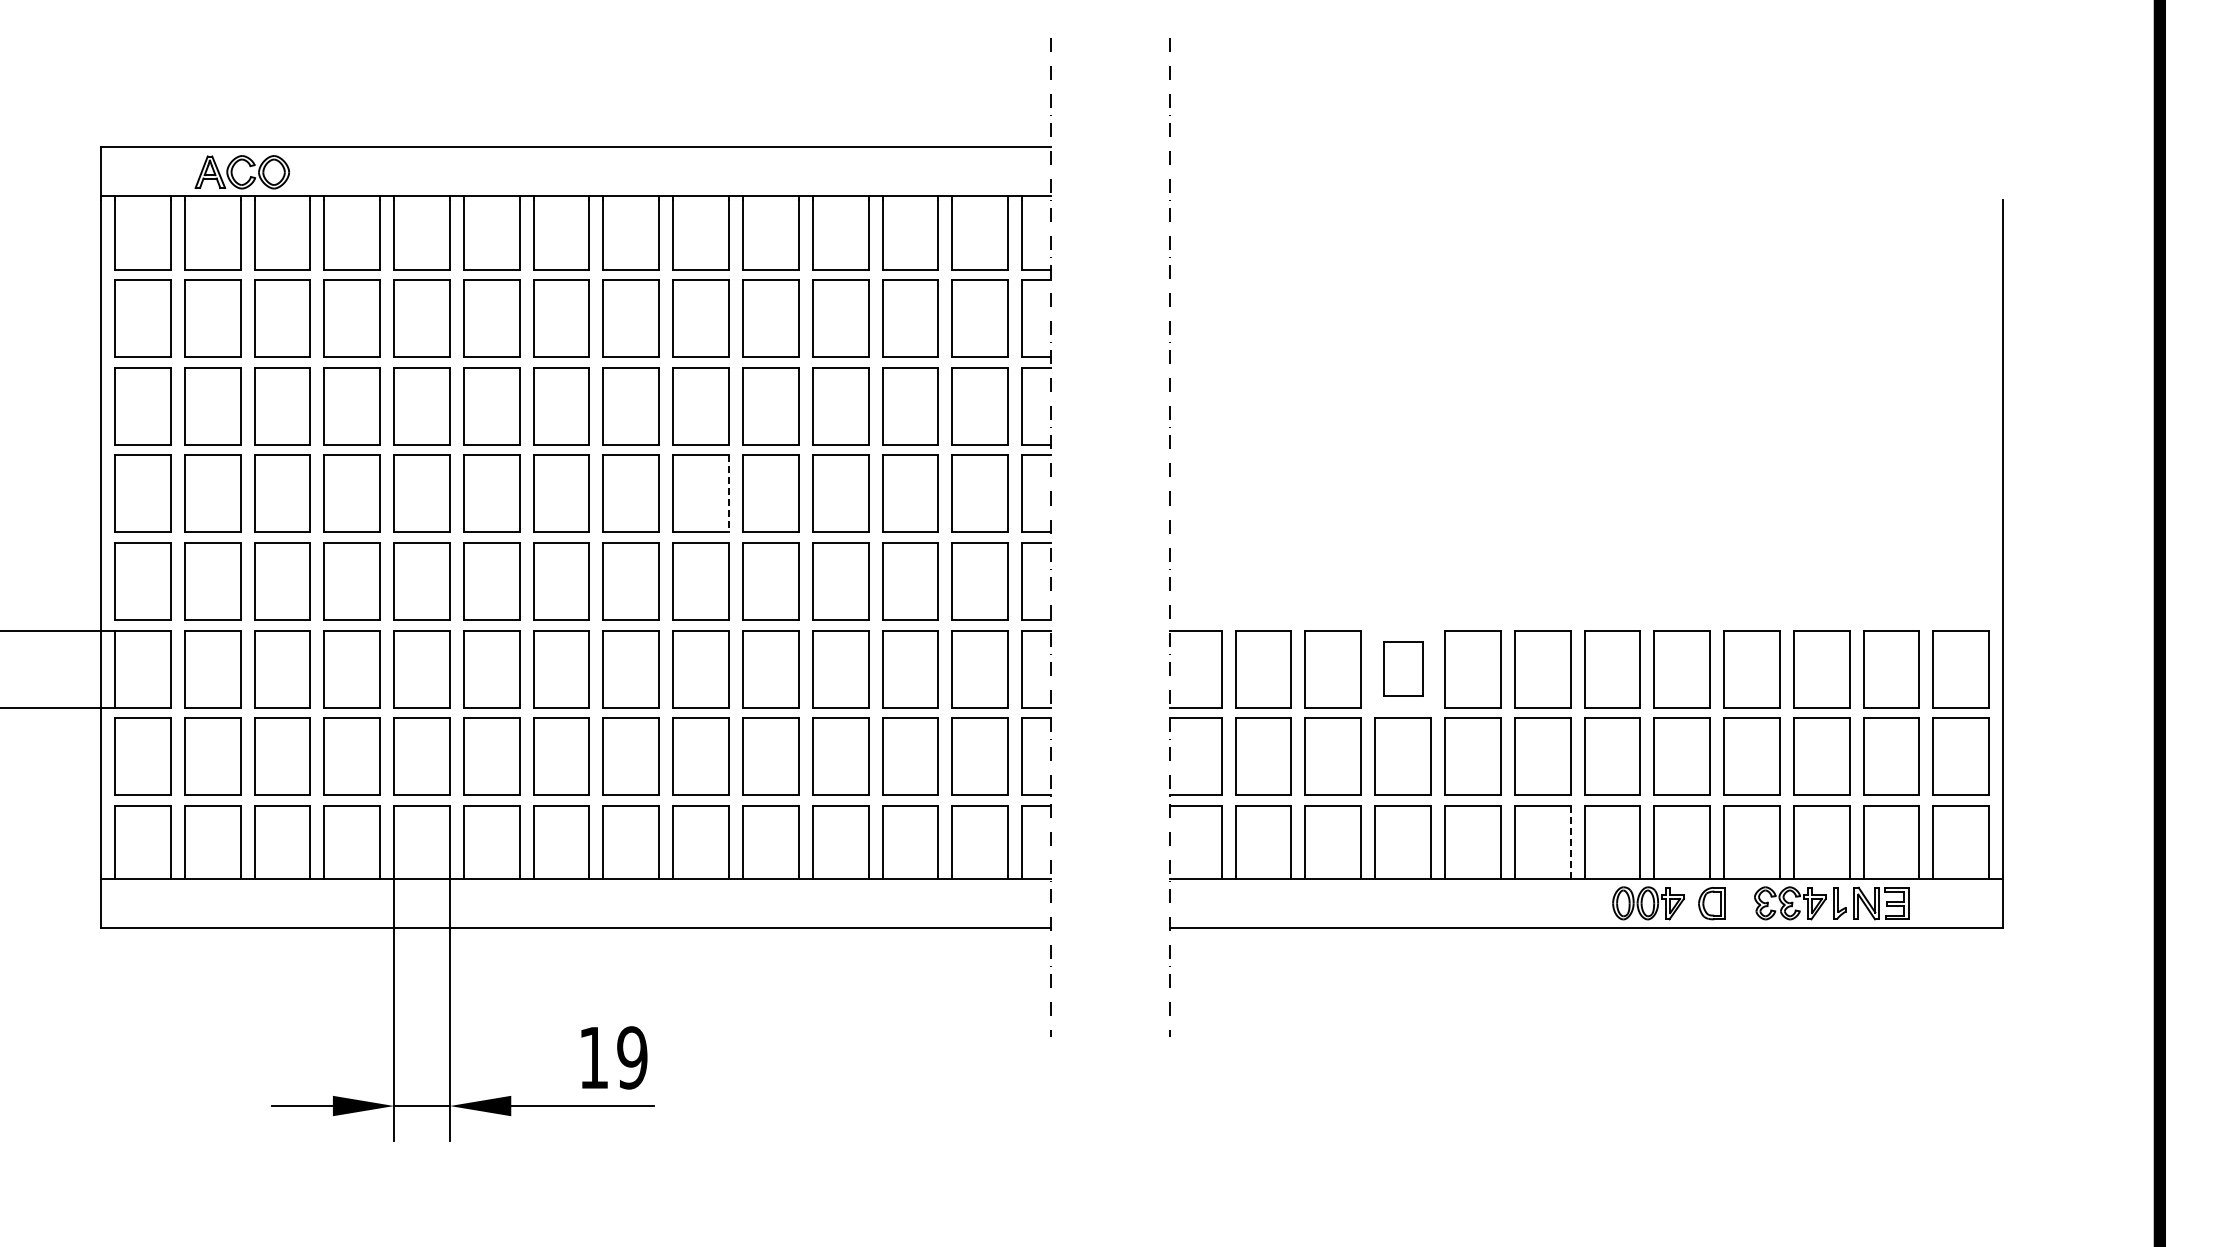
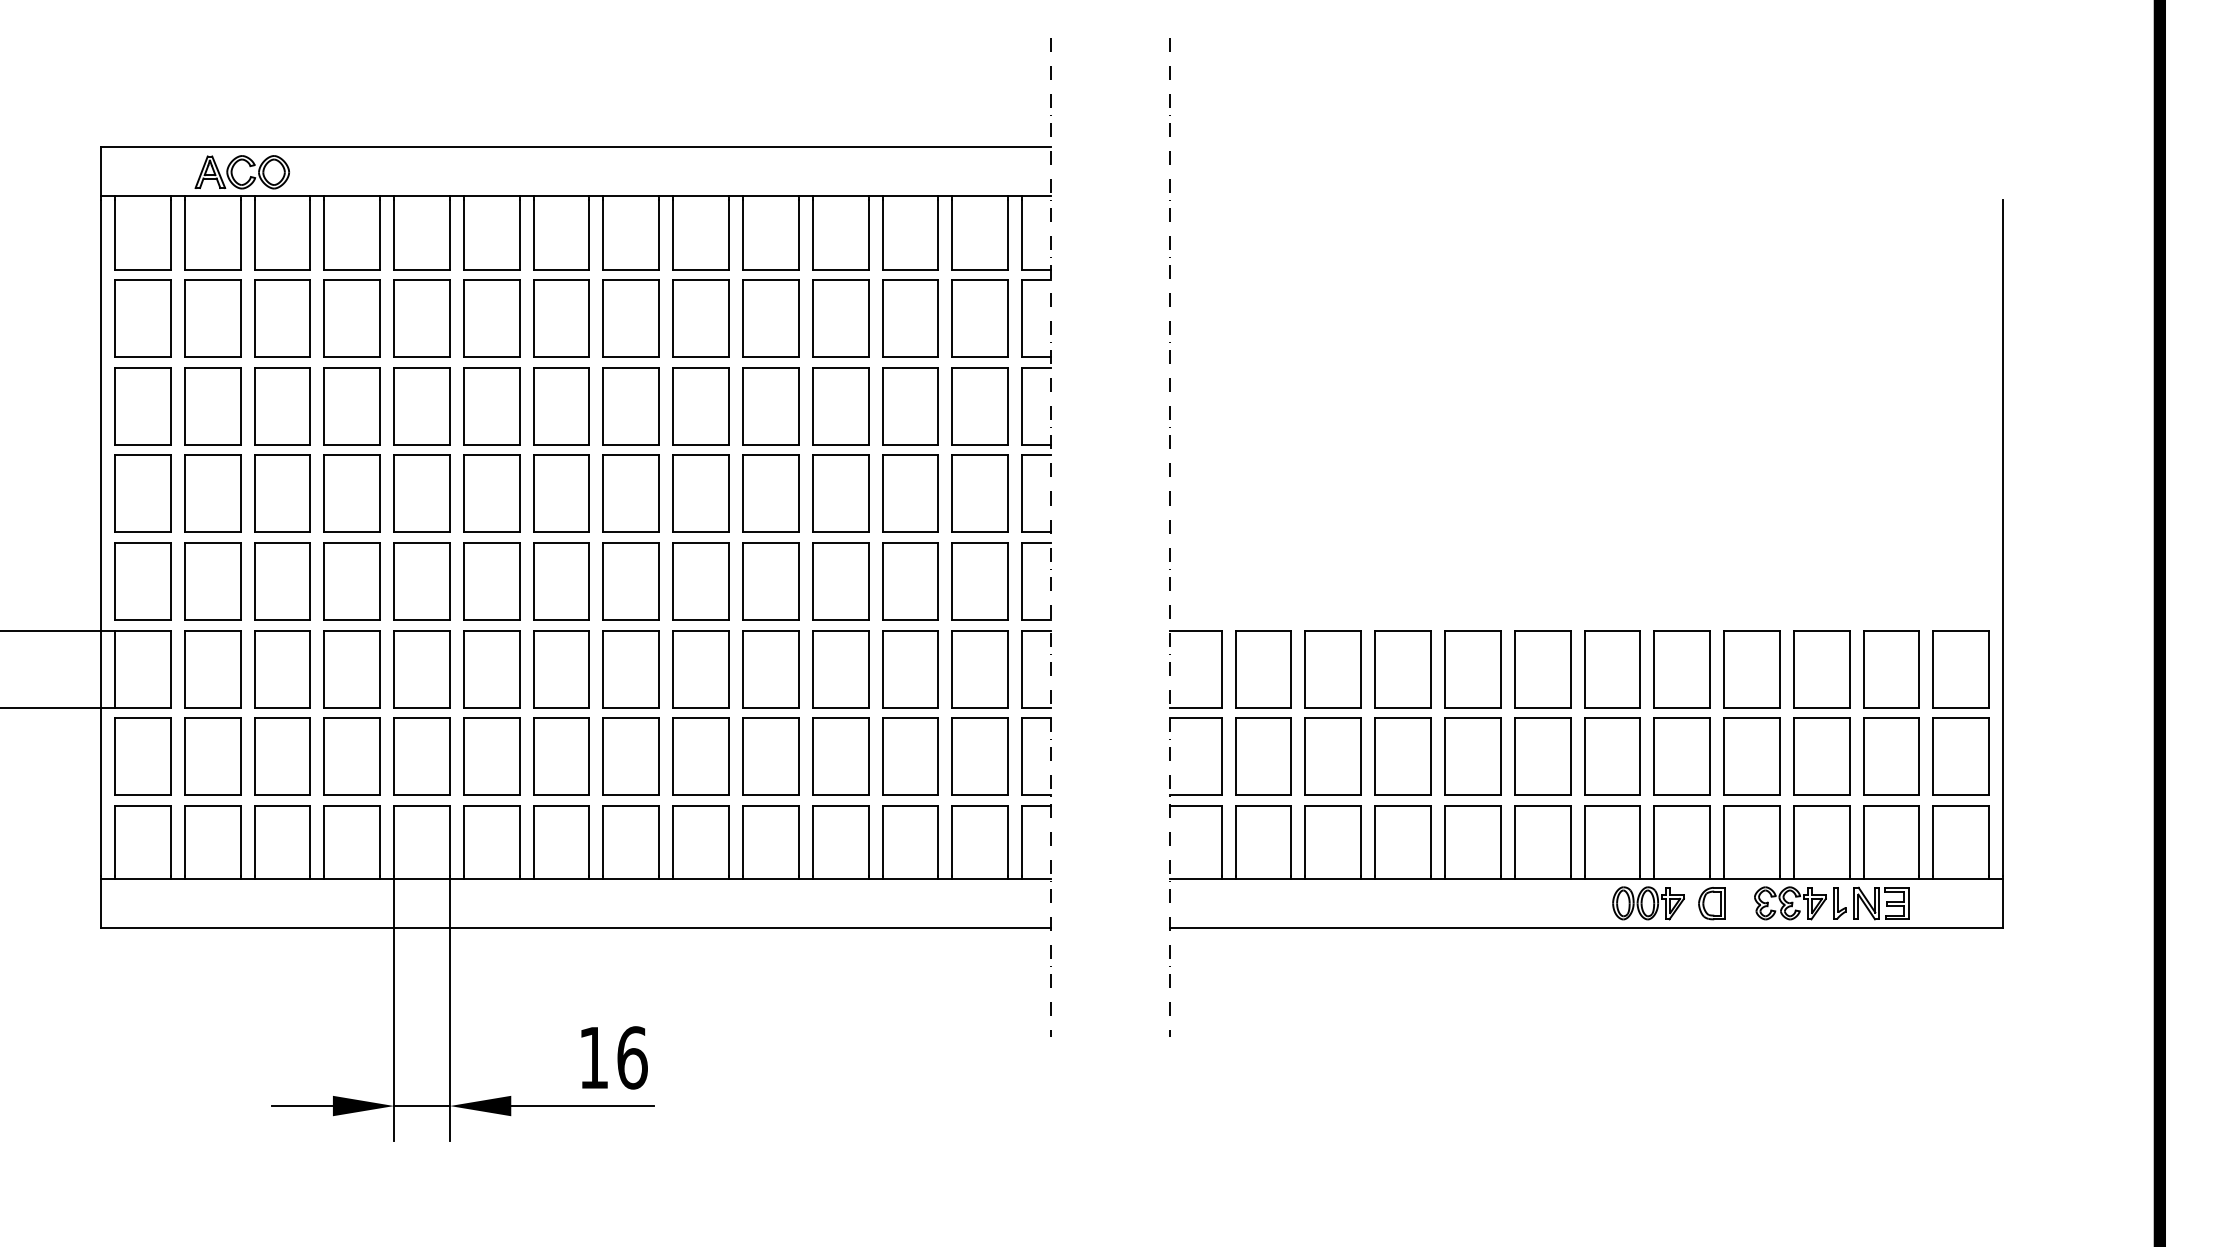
line: dashed -> solid (729, 493)
part size: 41x56 px -> 58x79 px (1402, 669)
line: dashed -> solid (1570, 841)
text: 19 -> 16 (632, 1057)
